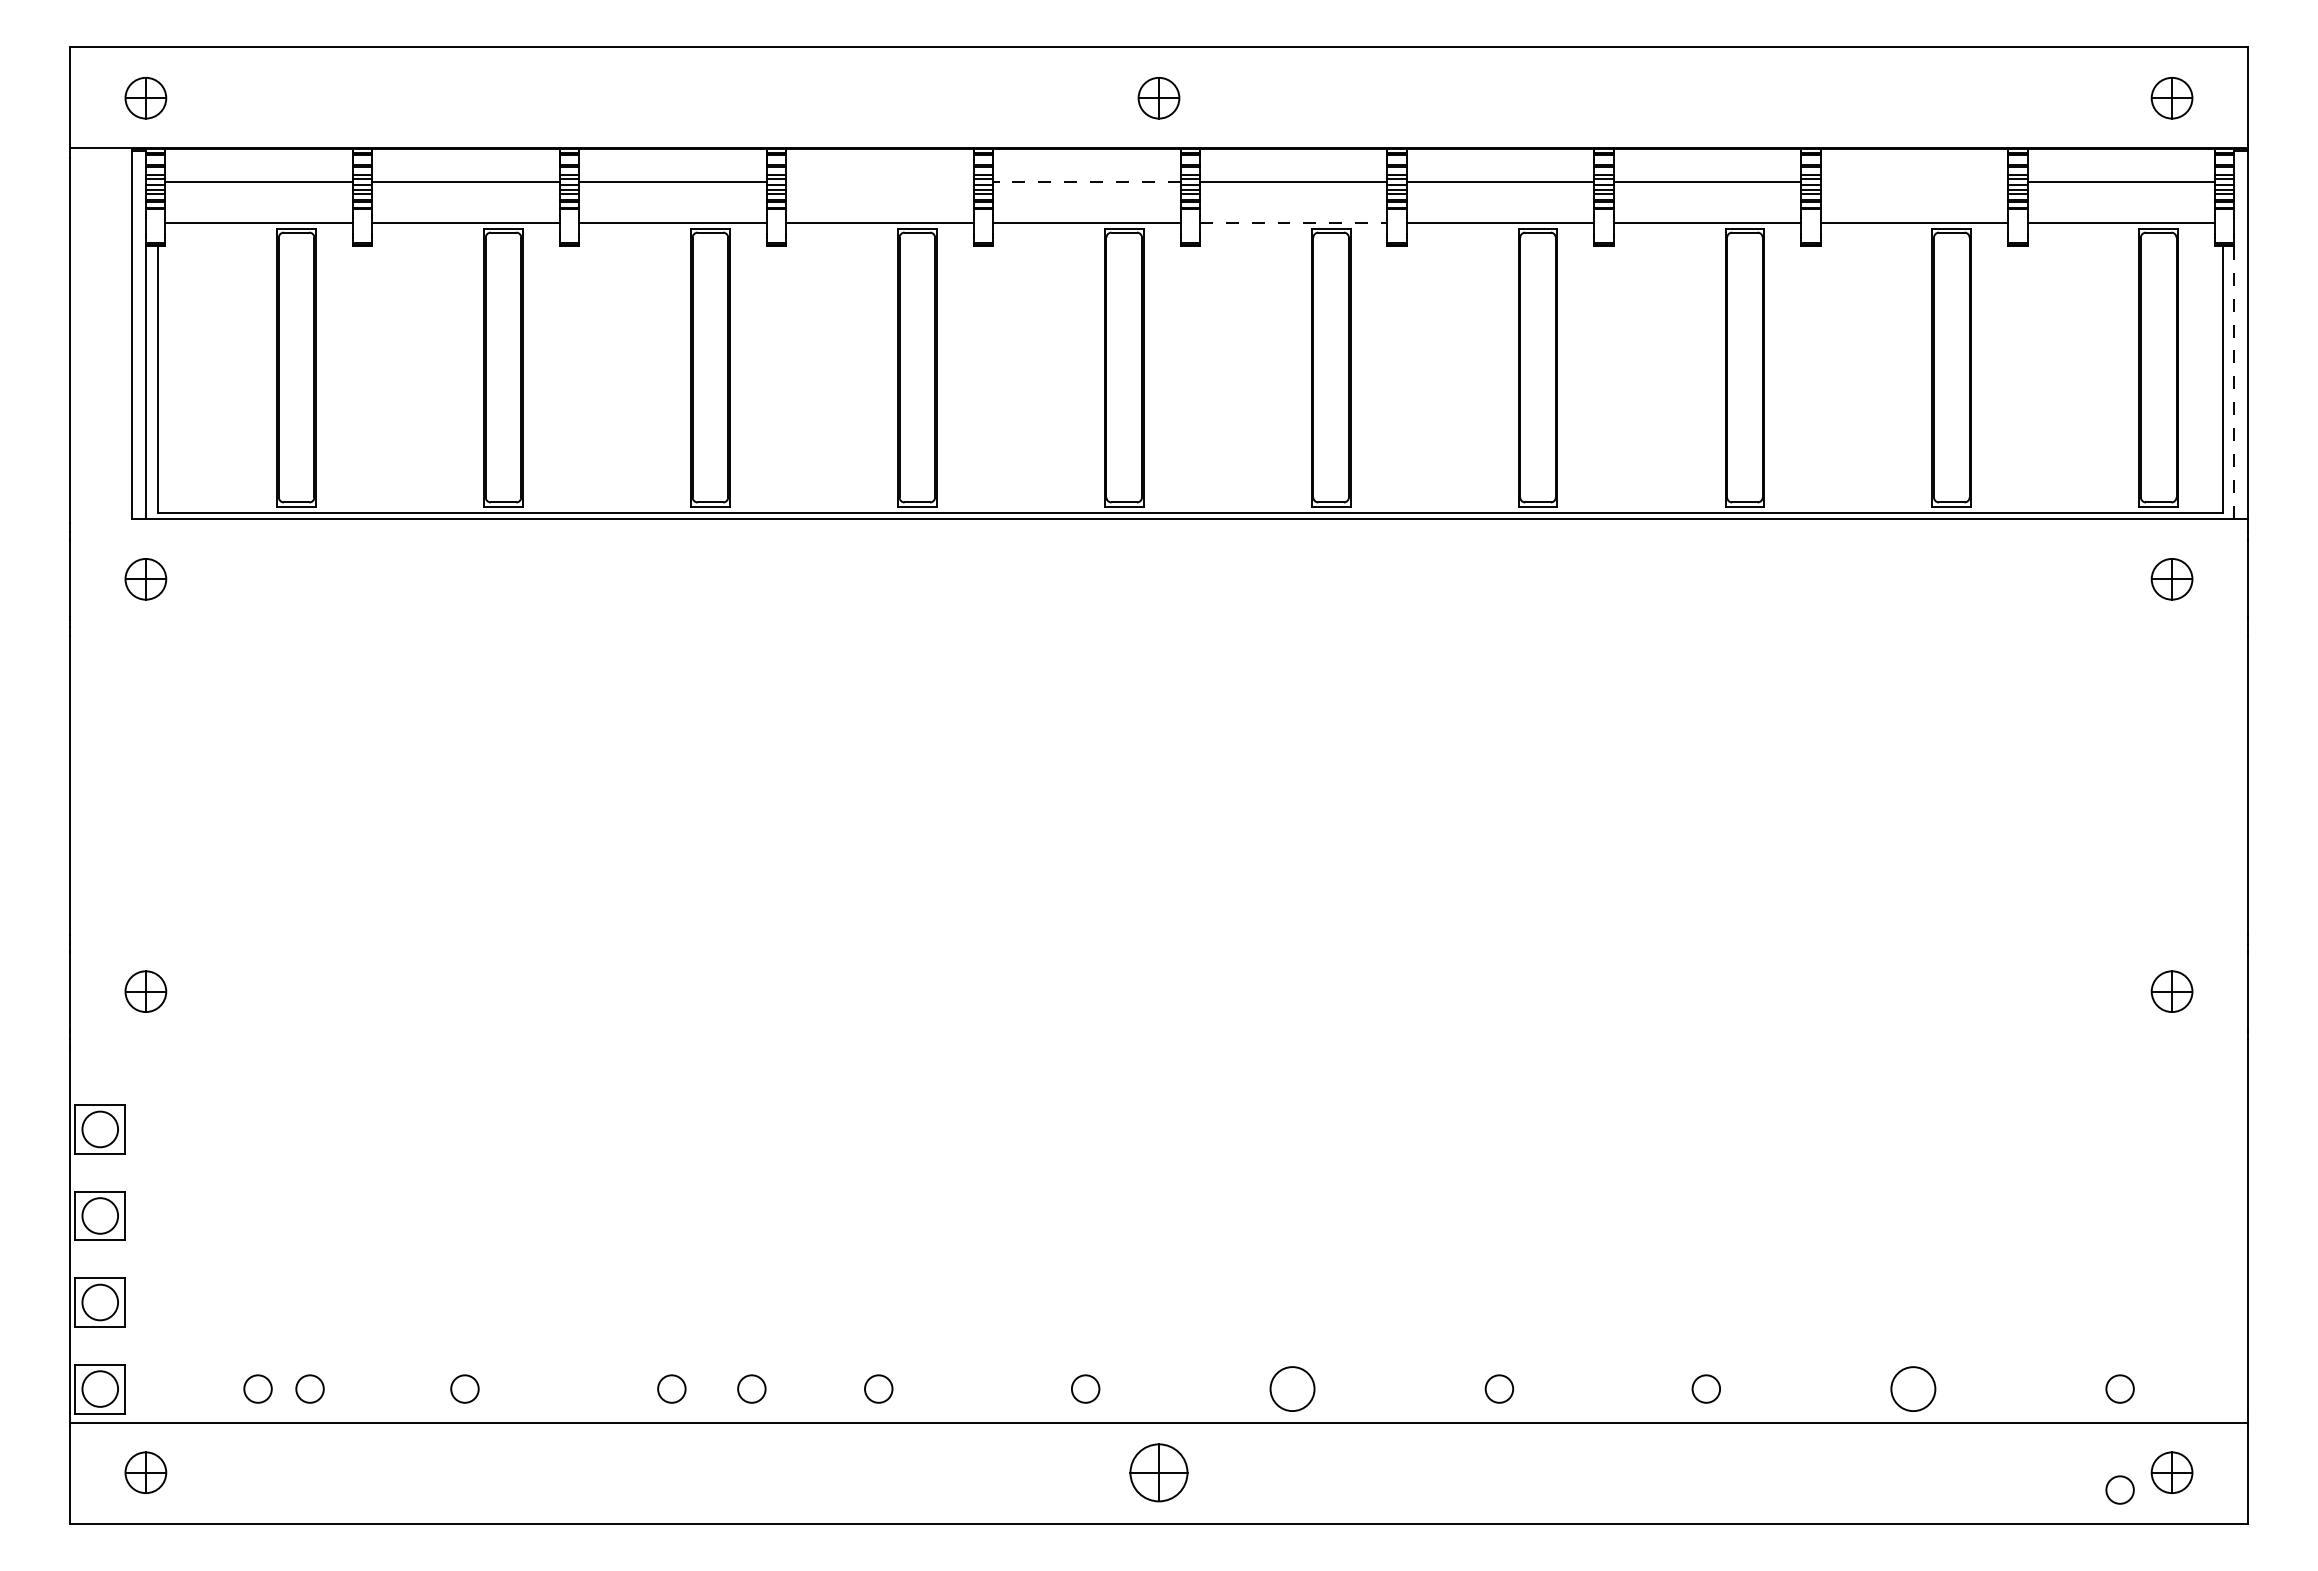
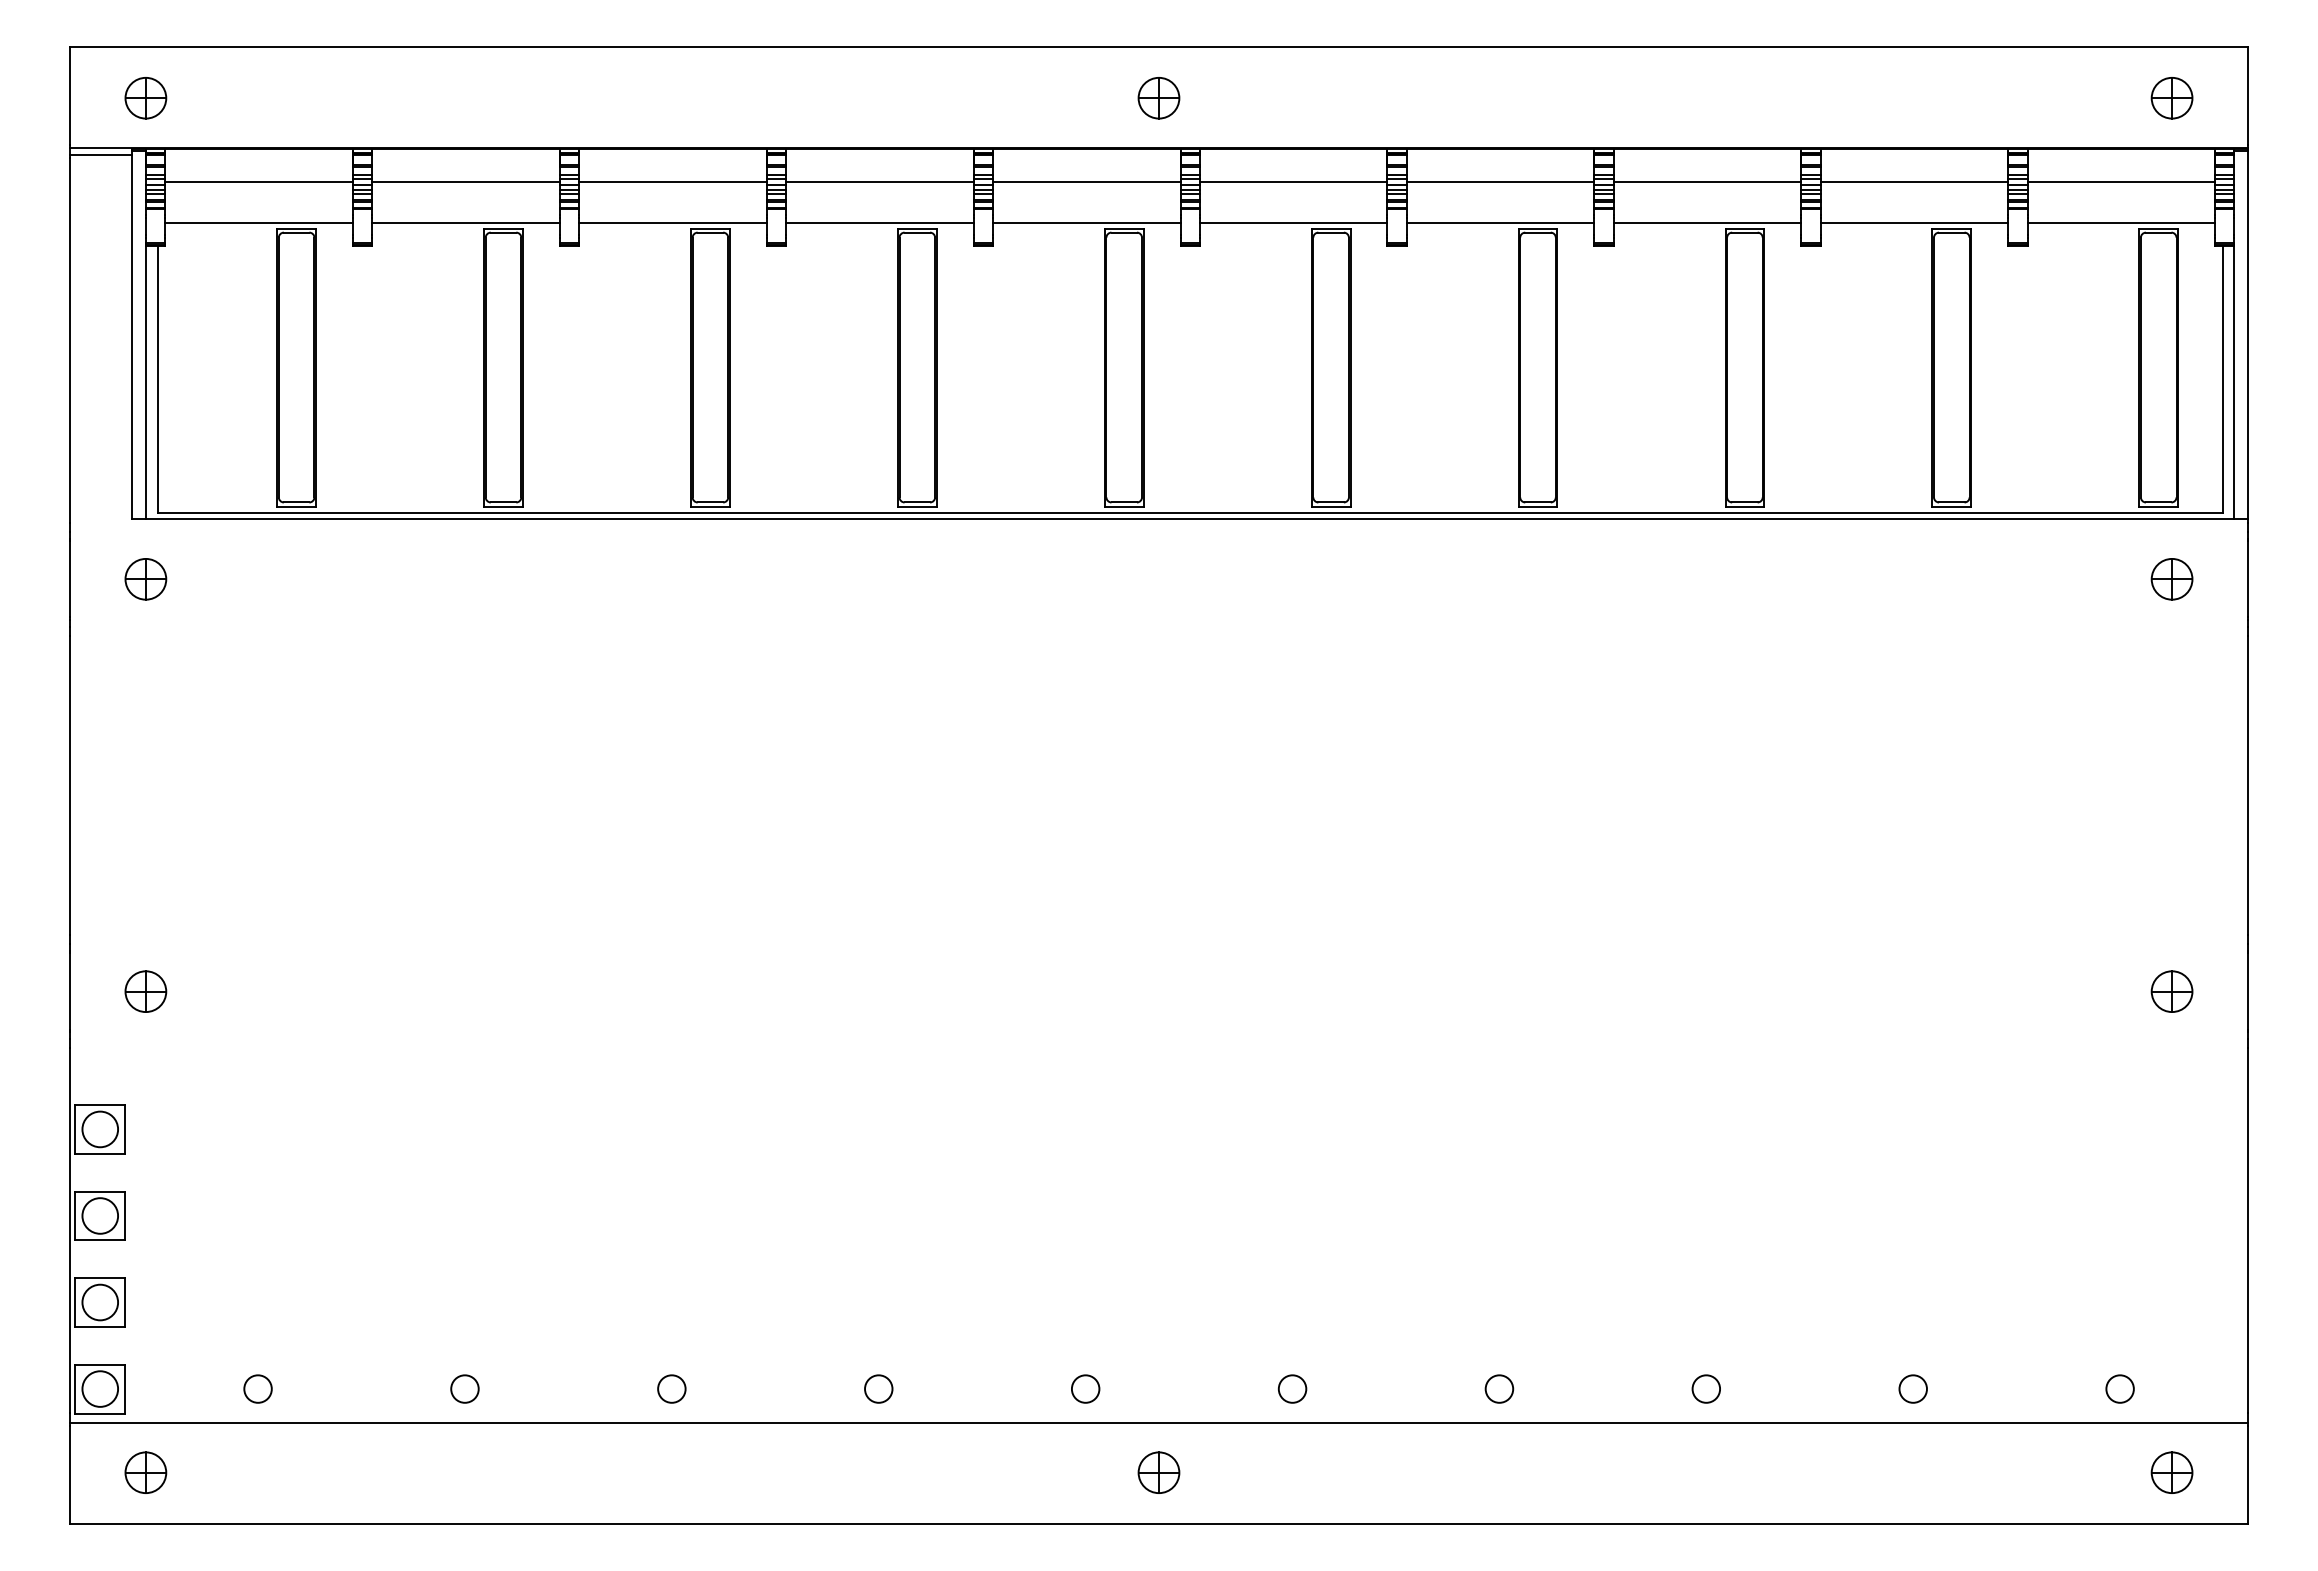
line: none -> present (100, 155)
line: none -> present (879, 181)
line: dashed -> solid (1086, 181)
line: none -> present (1914, 181)
line: dashed -> solid (1293, 223)
line: dashed -> solid (2234, 382)
circle: present -> none (309, 1388)
circle: present -> none (751, 1388)
circle size: 47x46 px -> 30x30 px (1912, 1388)
circle diameter: 44 px -> 27 px (1292, 1388)
part size: 60x60 px -> 44x43 px (1158, 1472)
circle: present -> none (2119, 1489)
